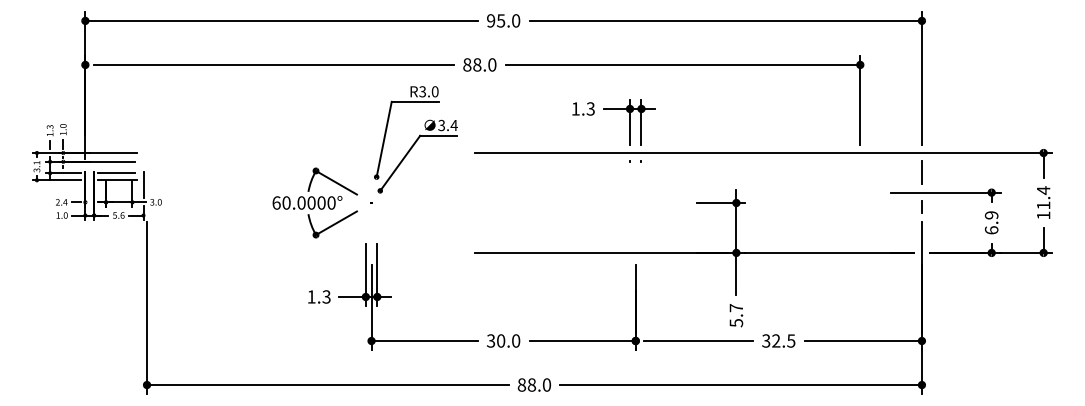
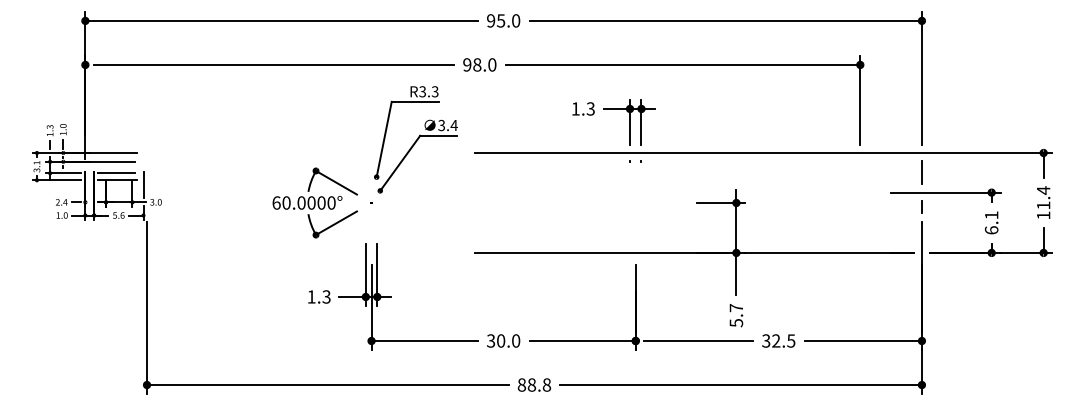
text: 88.0 -> 98.0 (467, 64)
text: R3.0 -> R3.3 (434, 91)
text: 6.9 -> 6.1 (991, 215)
text: 88.0 -> 88.8 (546, 385)
